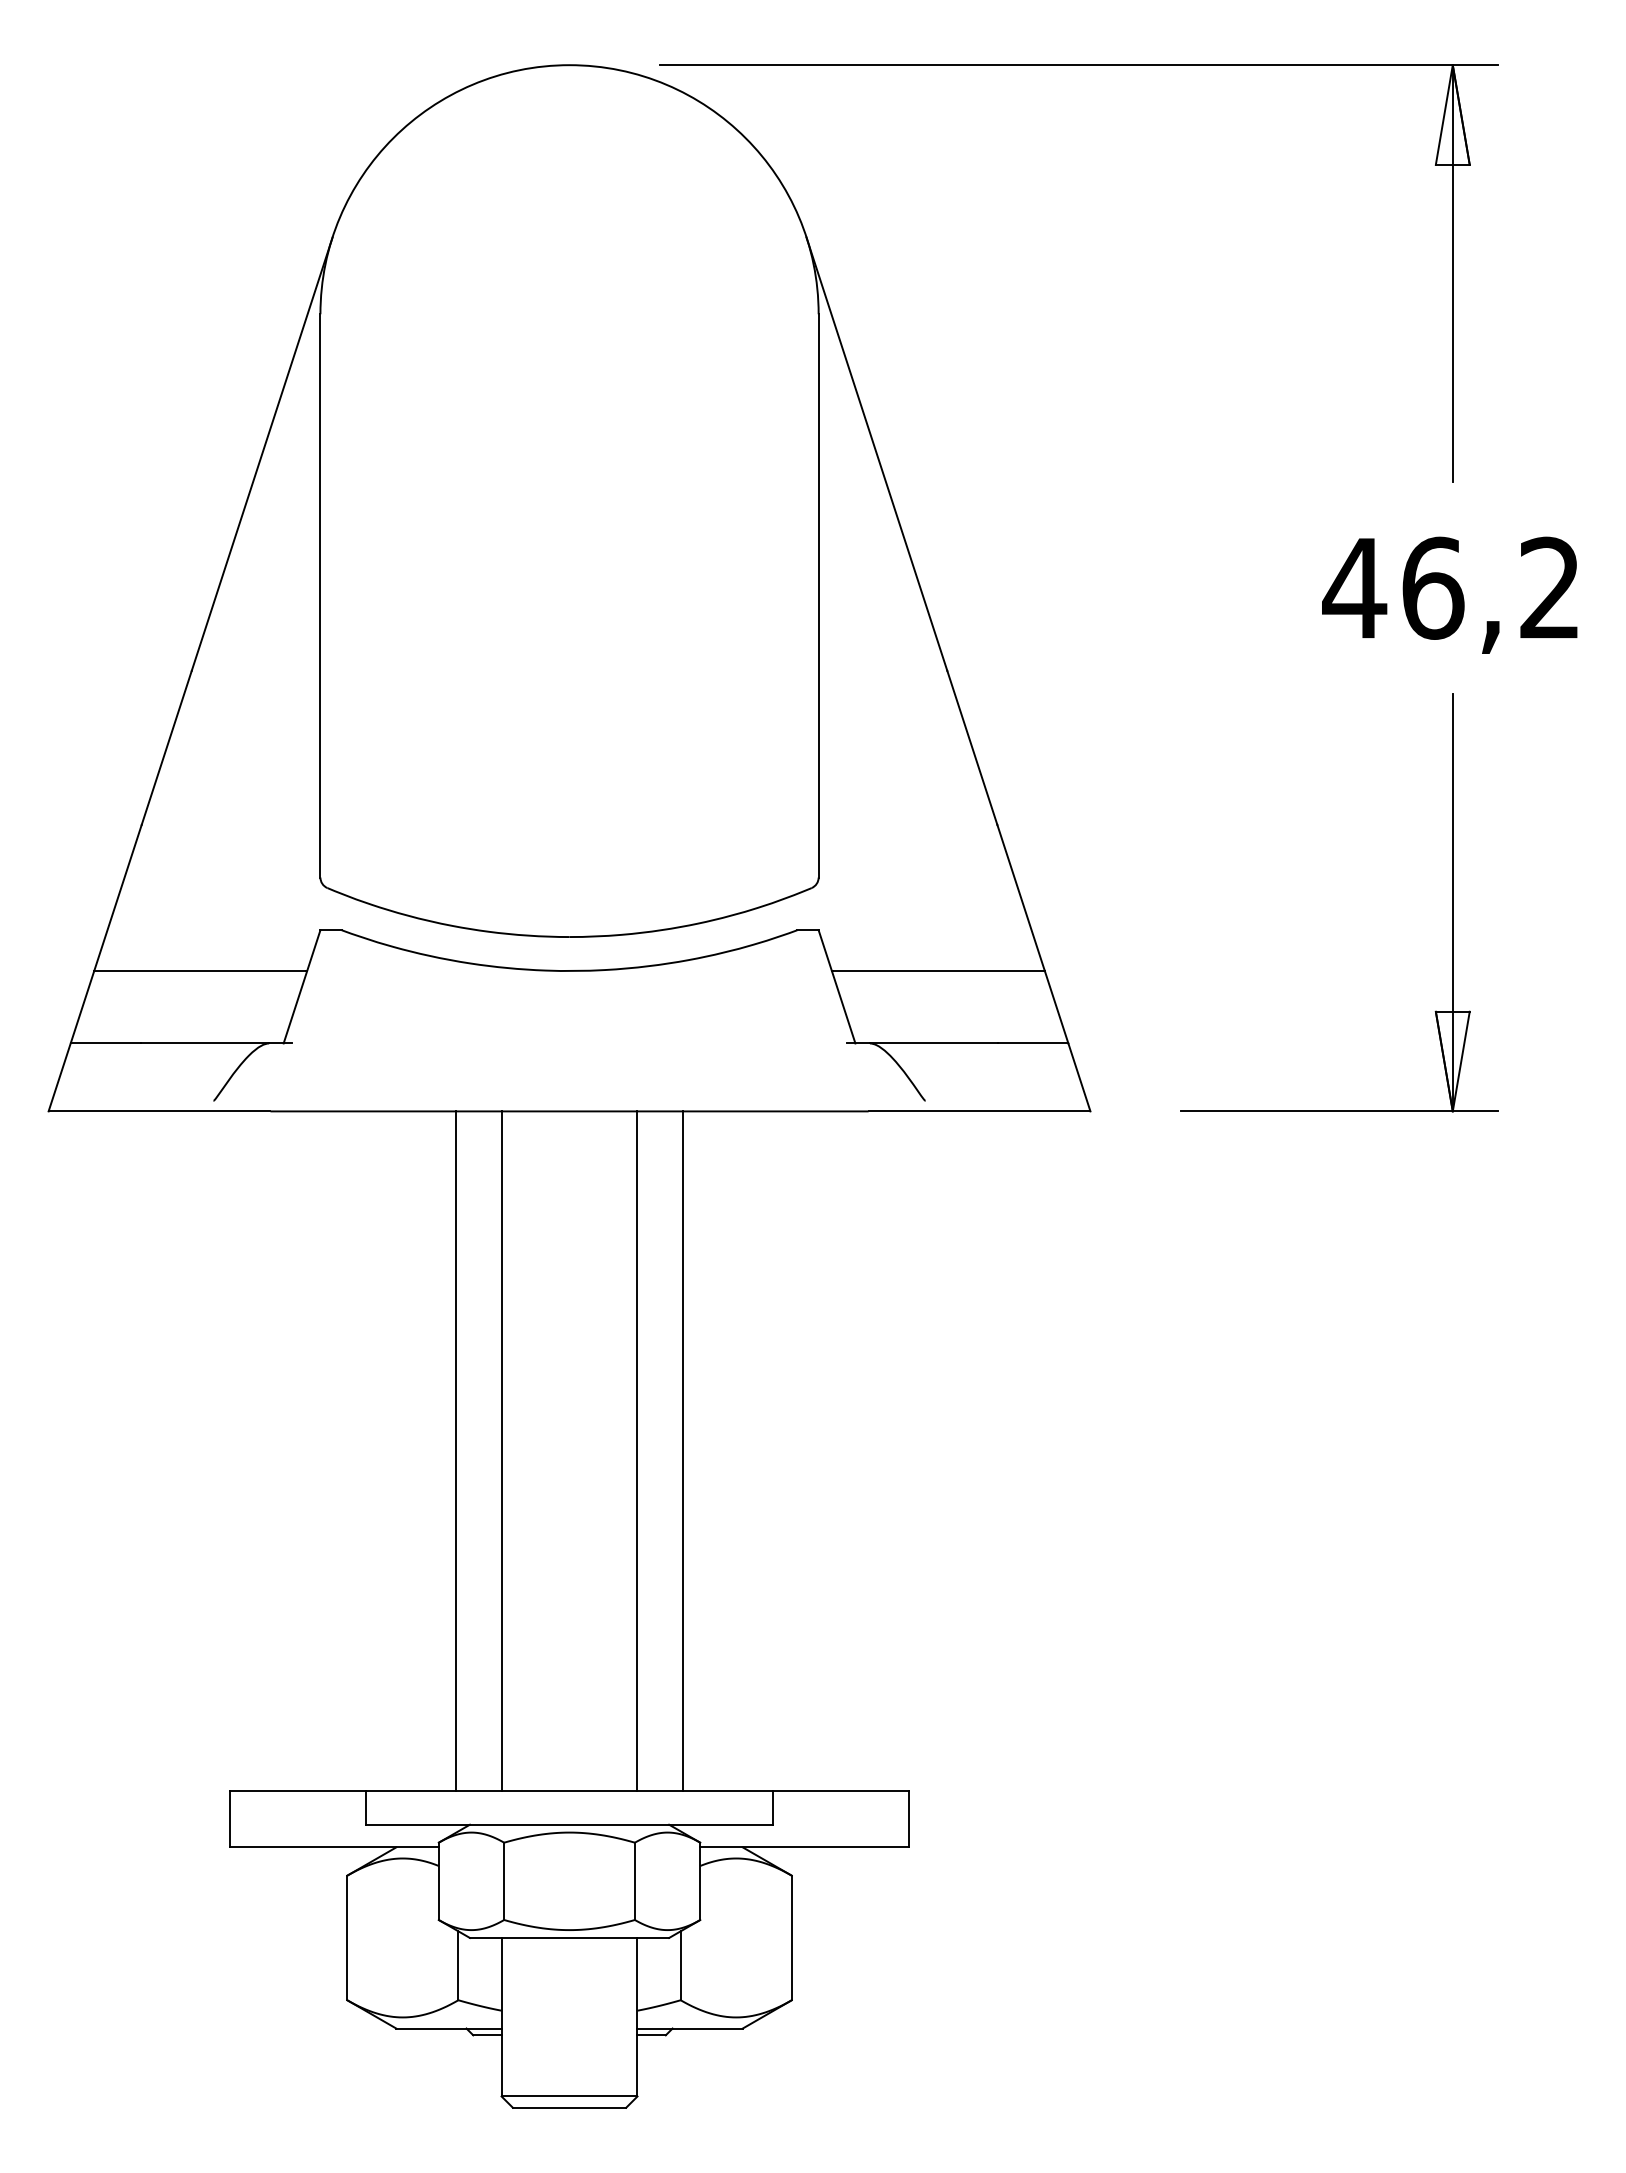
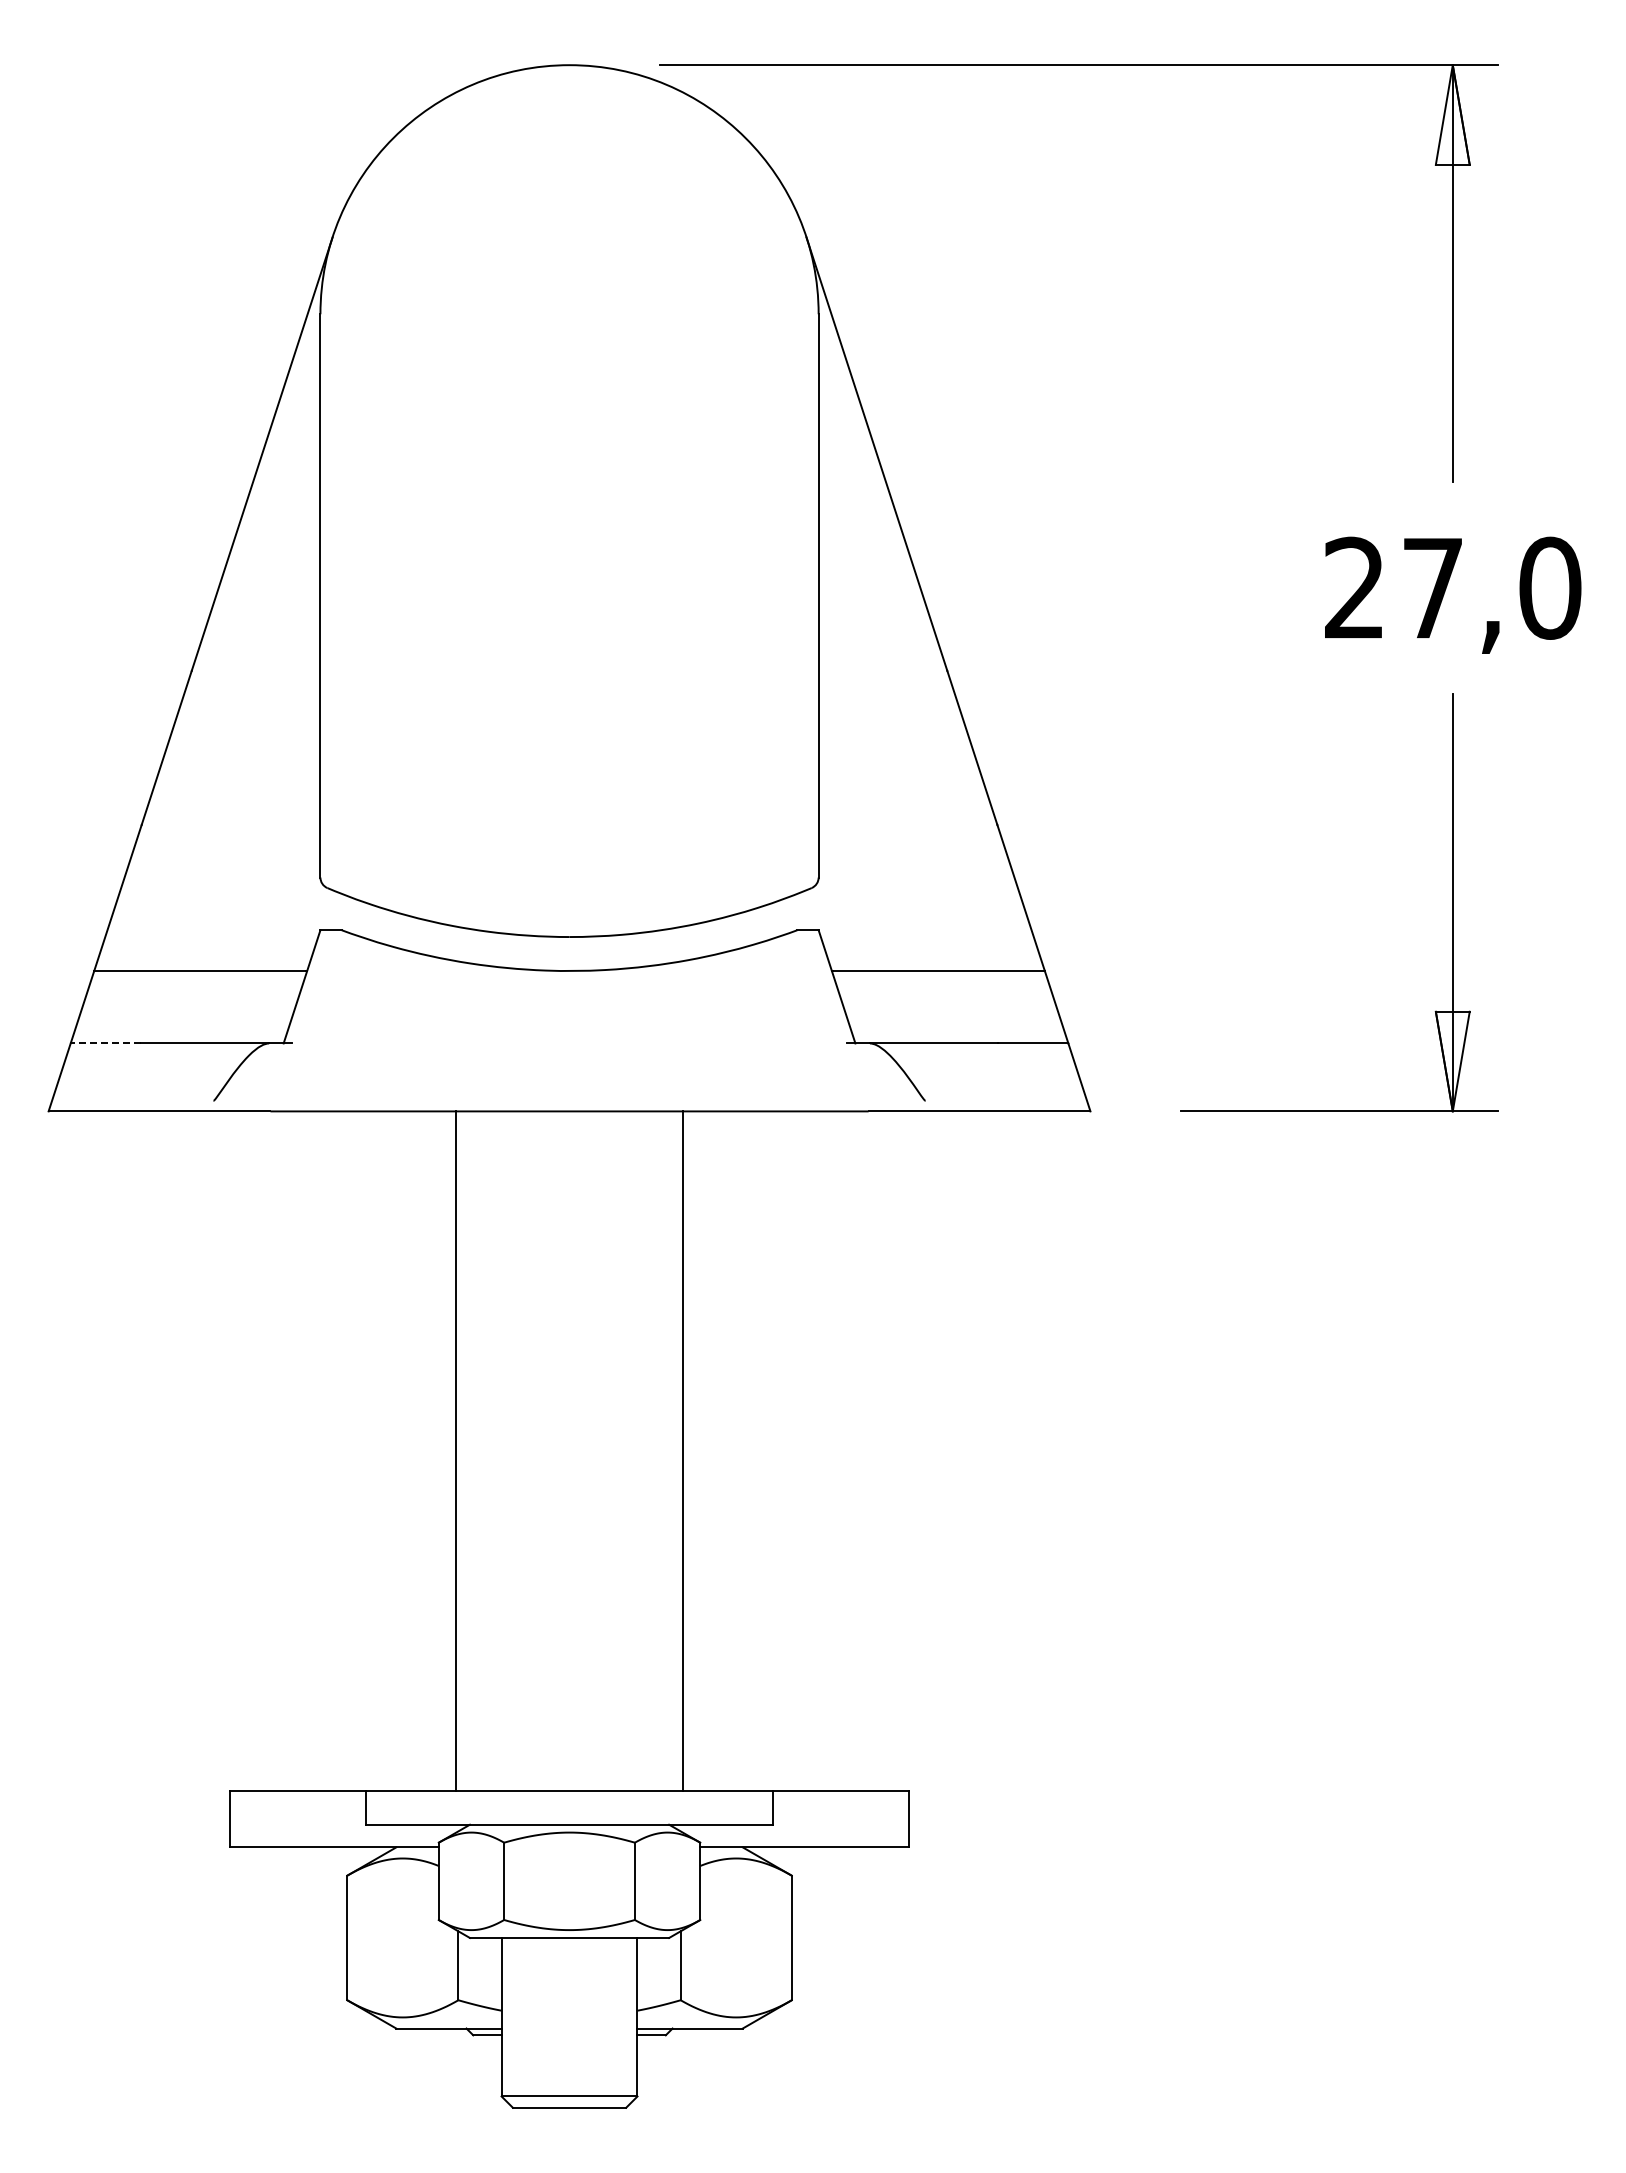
text: 46,2 -> 27,0 (1451, 587)
line: solid -> dashed (106, 1043)
line: present -> none (501, 1450)
line: present -> none (637, 1450)
